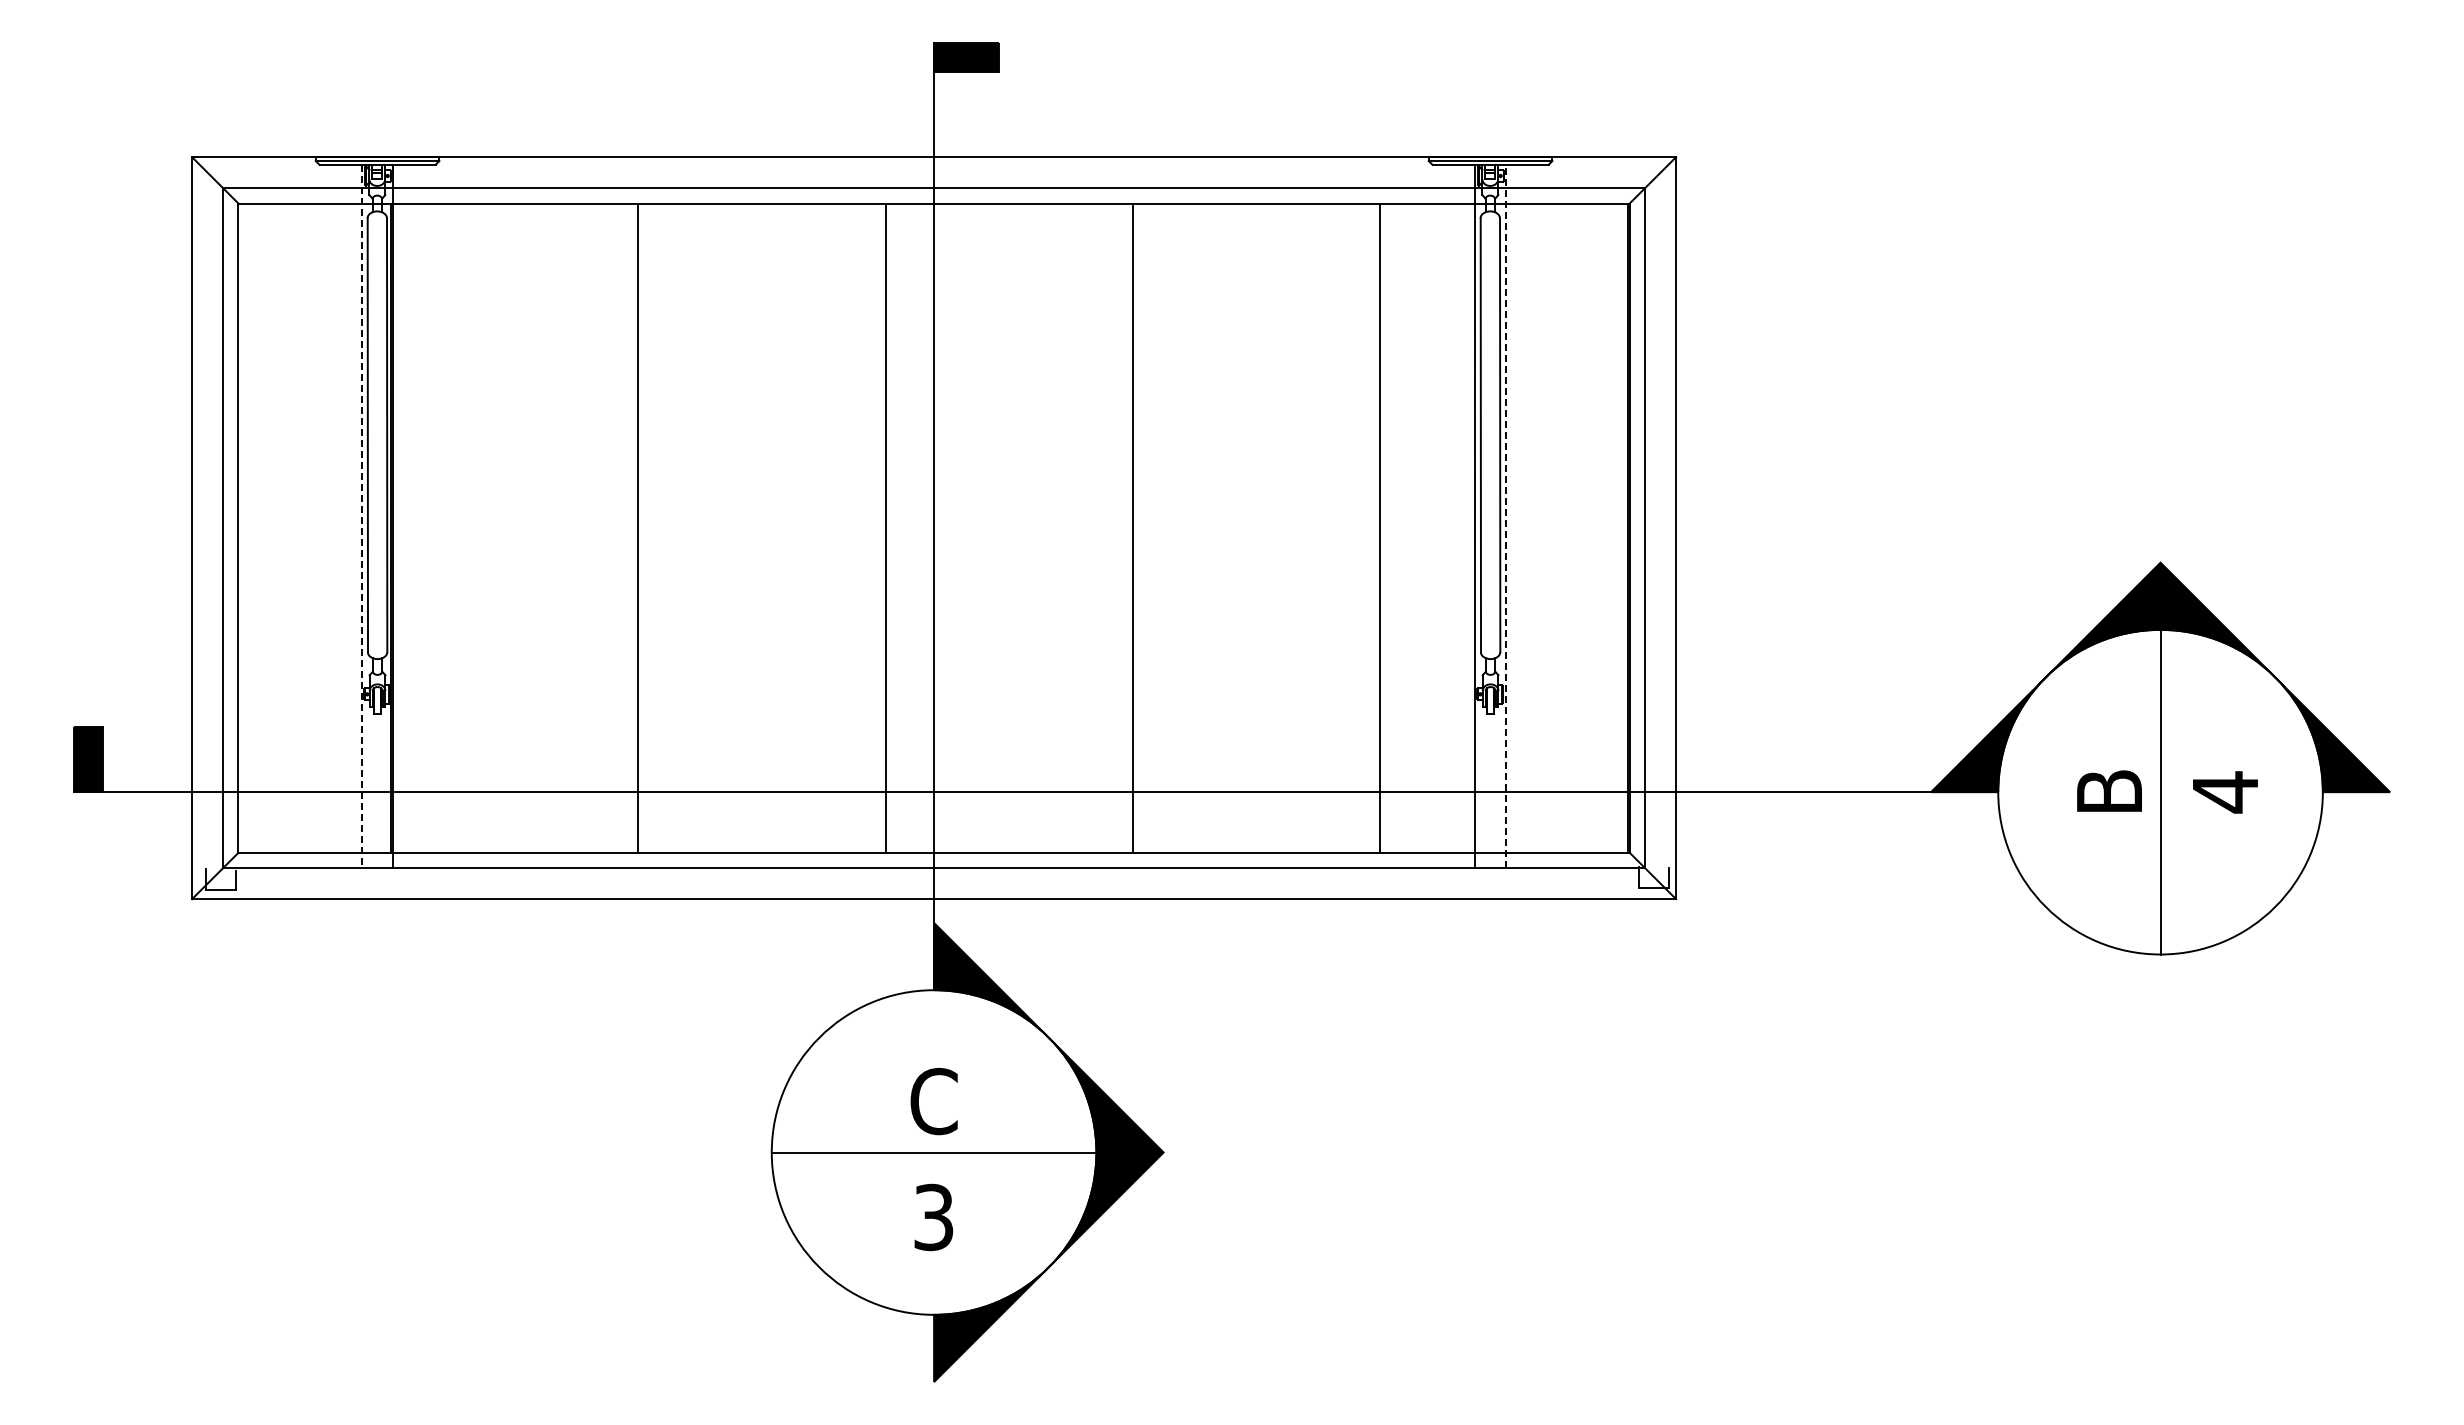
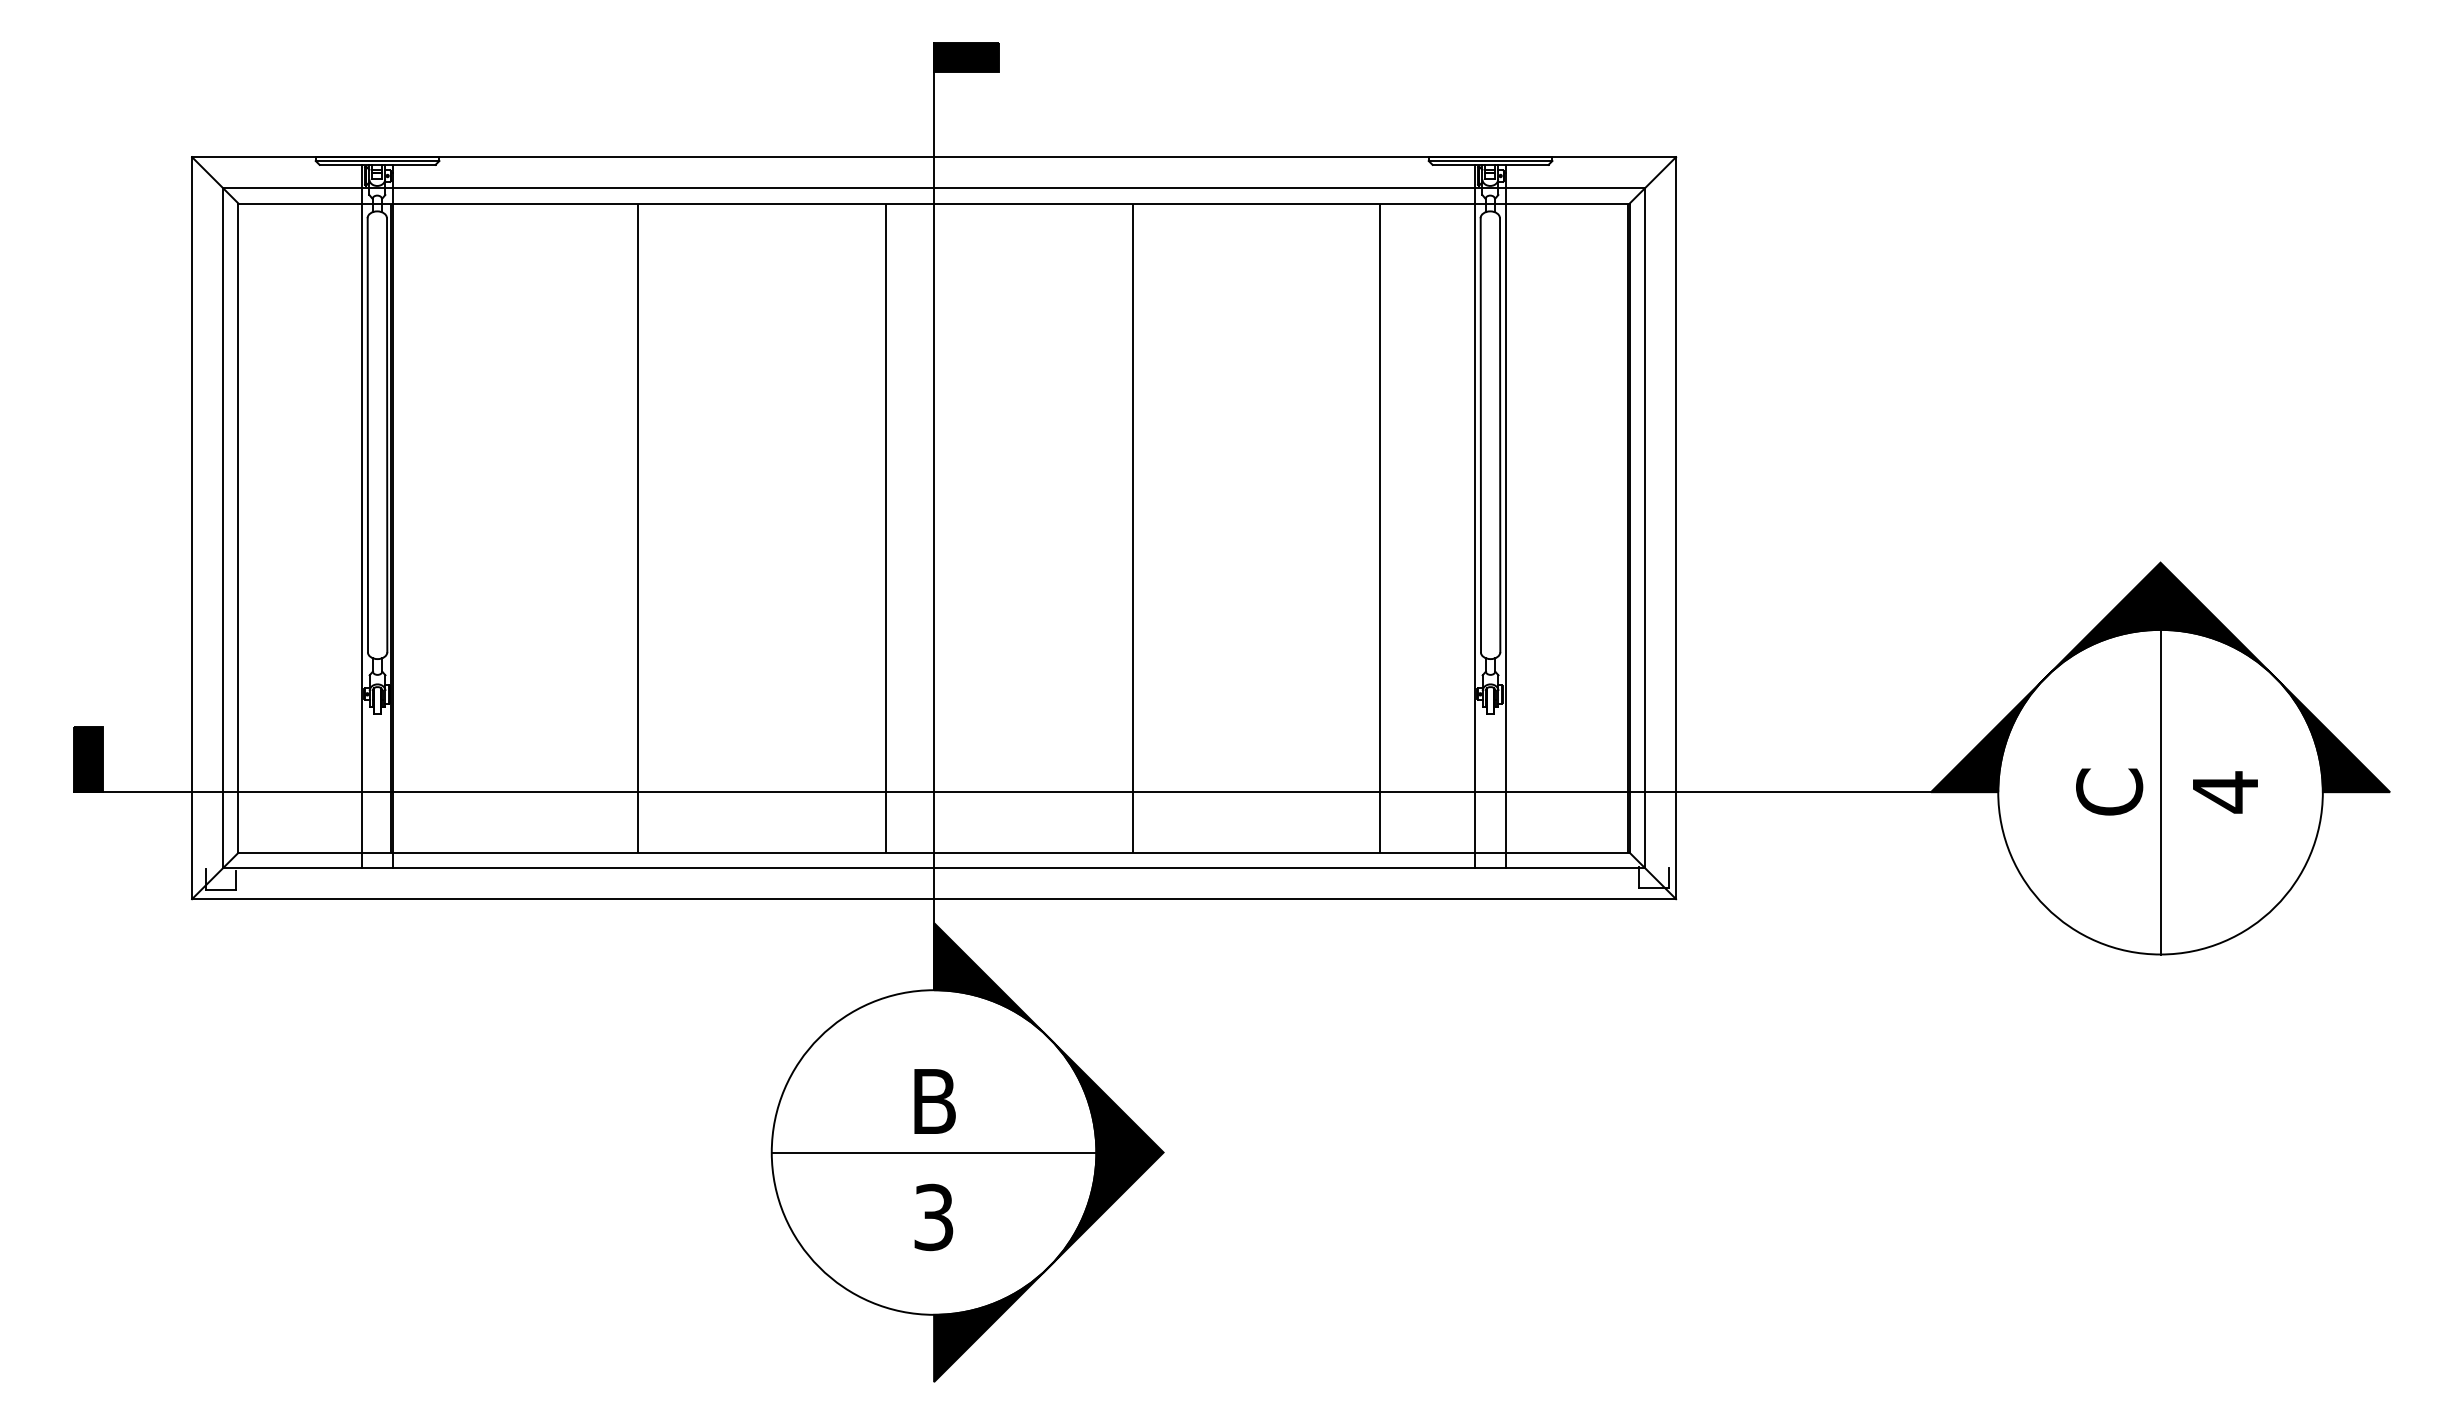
line: dashed -> solid (362, 516)
line: dashed -> solid (1506, 516)
text: B -> C (2109, 791)
text: C -> B (933, 1101)
